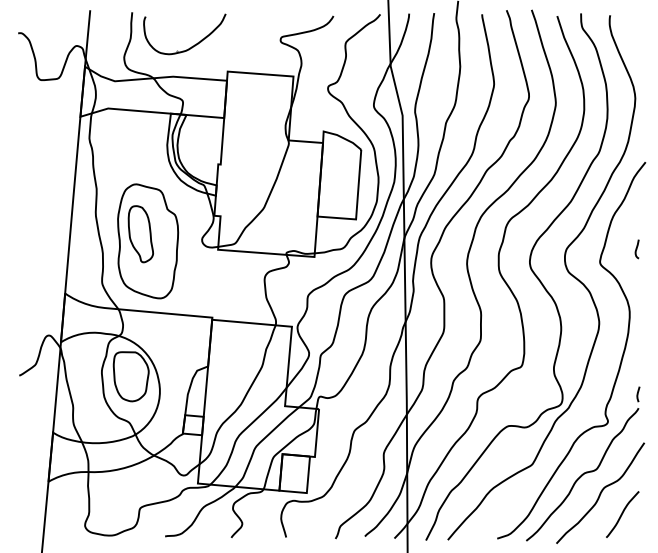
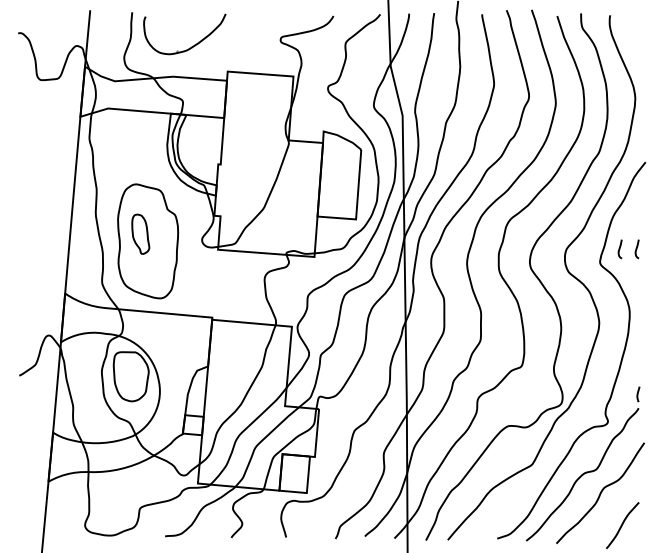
part size: 27x59 px -> 20x42 px (140, 233)
curve: none -> present (619, 249)
curve position: (622, 514) -> (622, 525) (622, 525)
